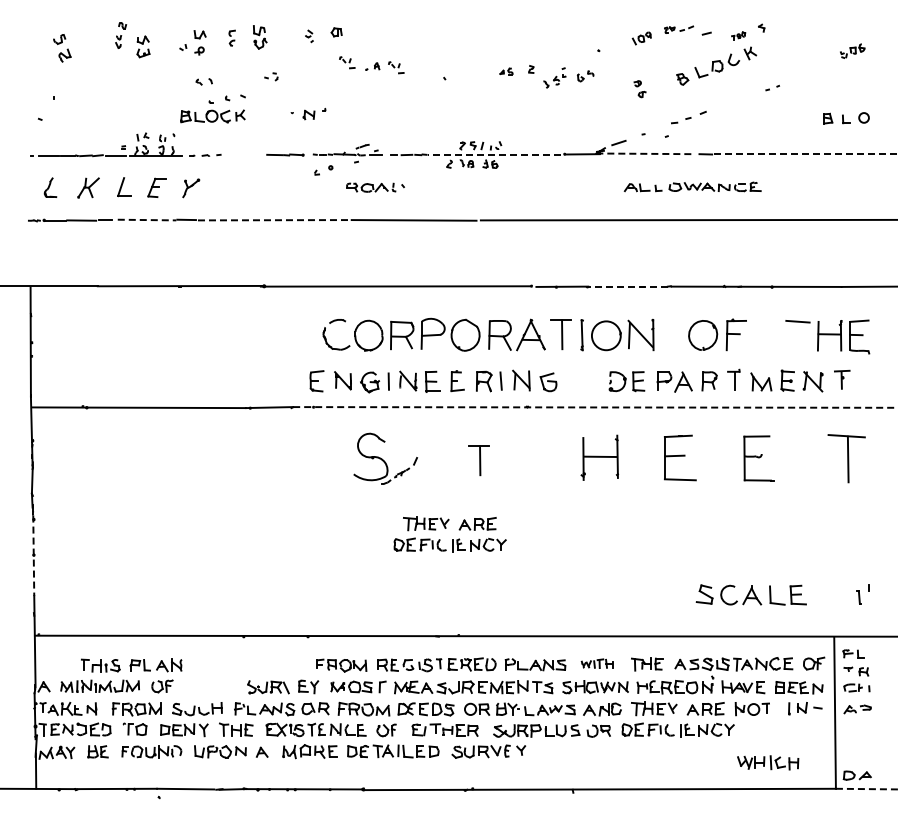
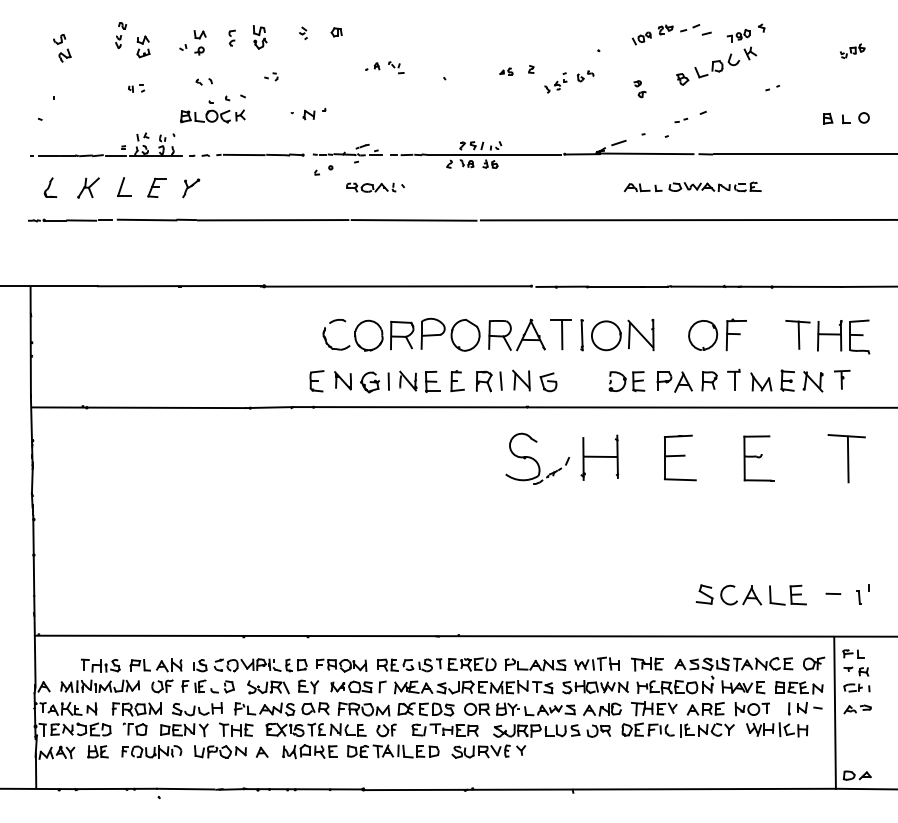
part size: 31x9 px -> 44x12 px (678, 29)
part size: 16x10 px -> 25x14 px (738, 35)
part position: (309, 36) -> (303, 33) (303, 33)
part: present -> none (347, 62)
part position: (554, 77) -> (555, 82) (555, 82)
part: none -> present (136, 88)
part size: 21x8 px -> 15x7 px (681, 120)
line: dashed -> solid (644, 153)
line: none -> present (243, 154)
line: dashed -> solid (494, 154)
line: dashed -> solid (805, 154)
line: dashed -> solid (147, 220)
line: dashed -> solid (273, 220)
line: dashed -> solid (627, 286)
line: none -> present (798, 334)
line: dashed -> solid (596, 407)
part position: (385, 458) -> (537, 458) (537, 458)
part: present -> none (478, 460)
part: present -> none (449, 534)
line: dashed -> solid (33, 556)
line: none -> present (833, 593)
part size: 34x11 px -> 46x15 px (596, 663)
part: none -> present (246, 669)
part position: (768, 762) -> (777, 729) (777, 729)
line: dashed -> solid (866, 789)
